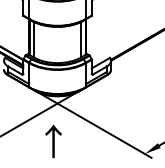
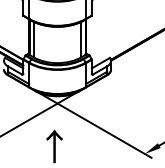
text position: (53, 141) -> (54, 146) (54, 146)
